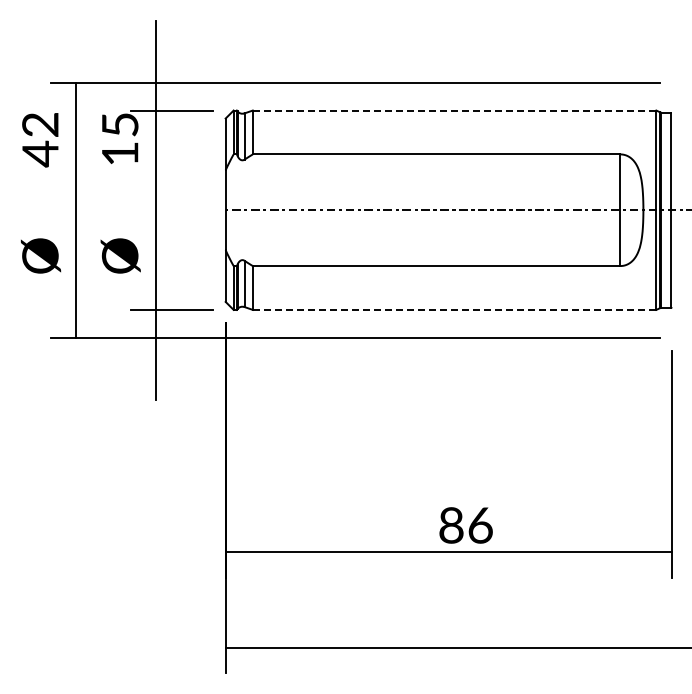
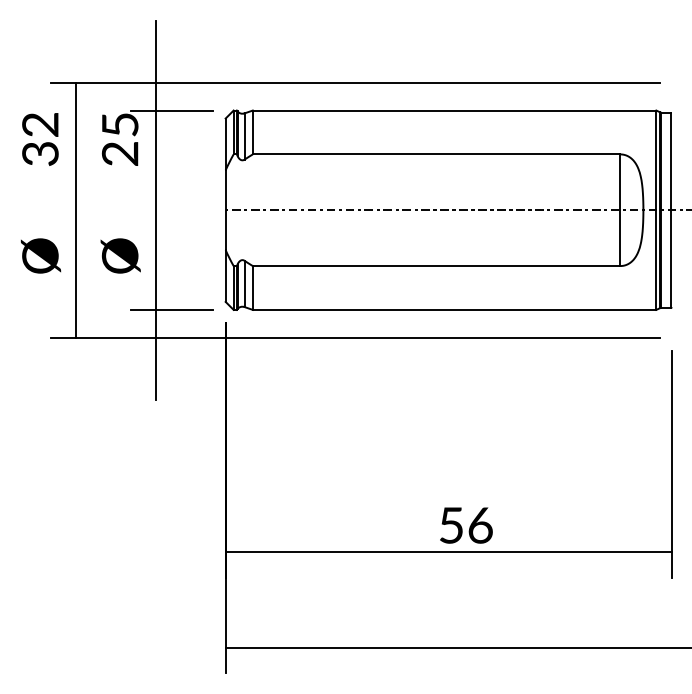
line: dashed -> solid (454, 110)
text: 42 -> 32 (40, 153)
text: 15 -> 25 (119, 153)
line: dashed -> solid (454, 309)
text: 86 -> 56 (451, 525)
